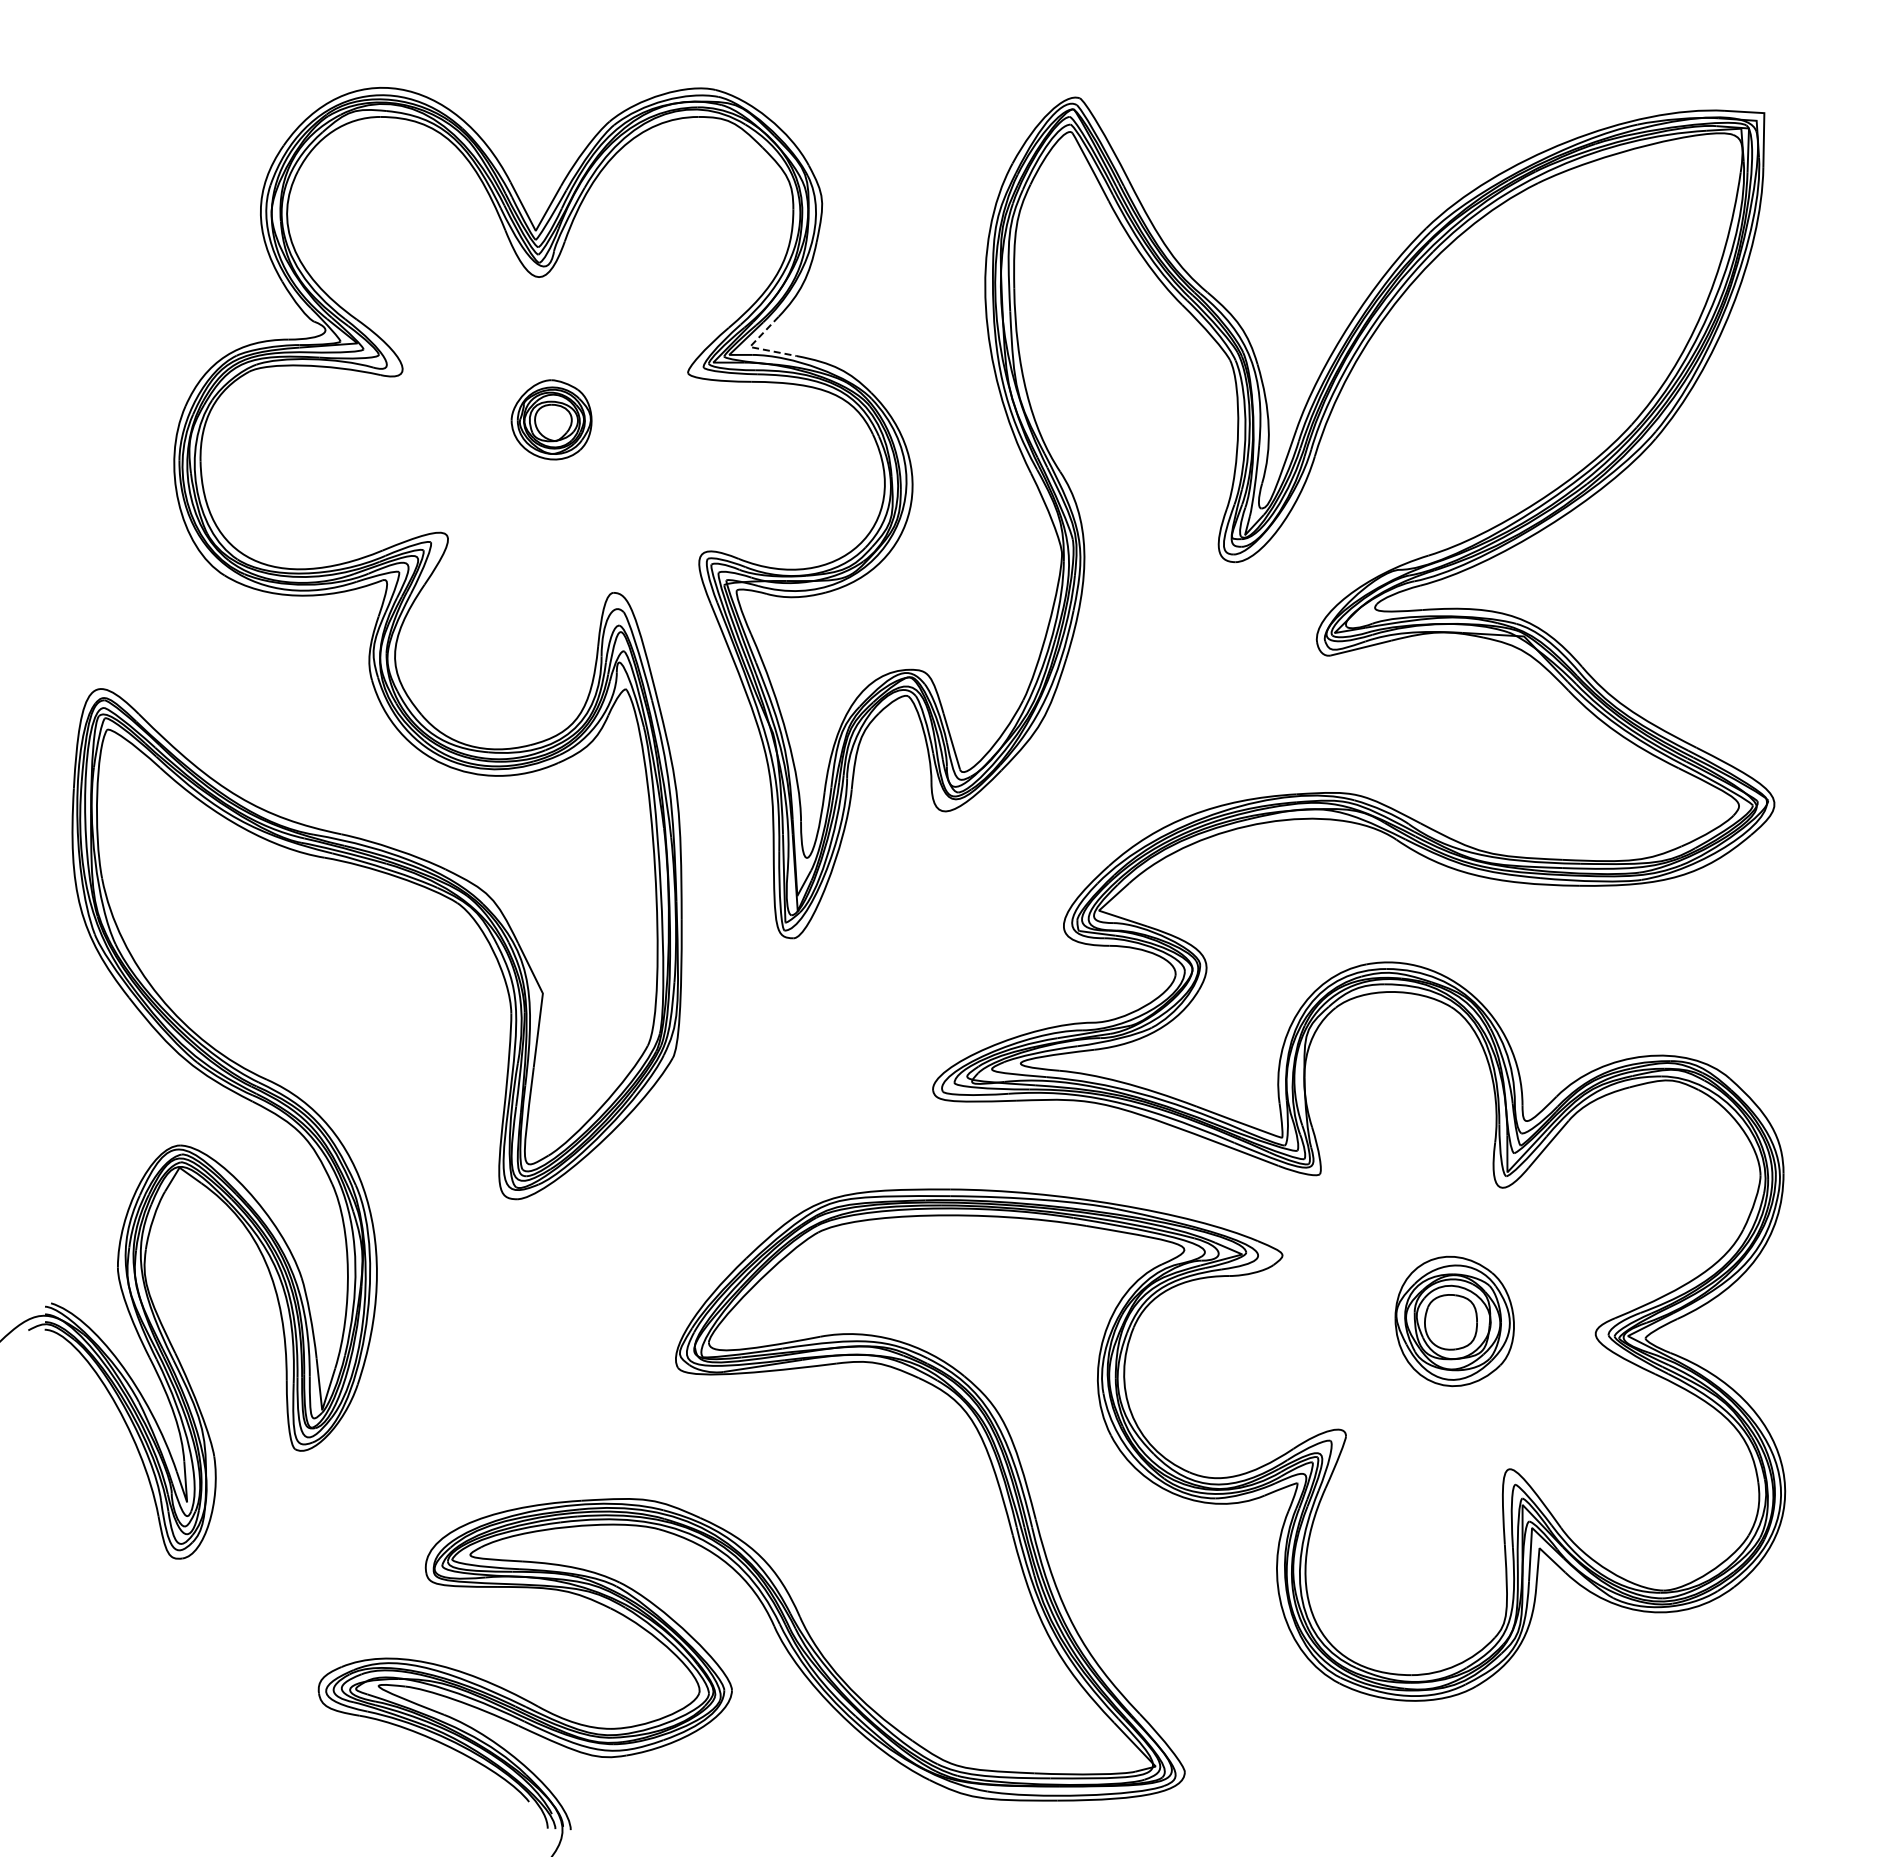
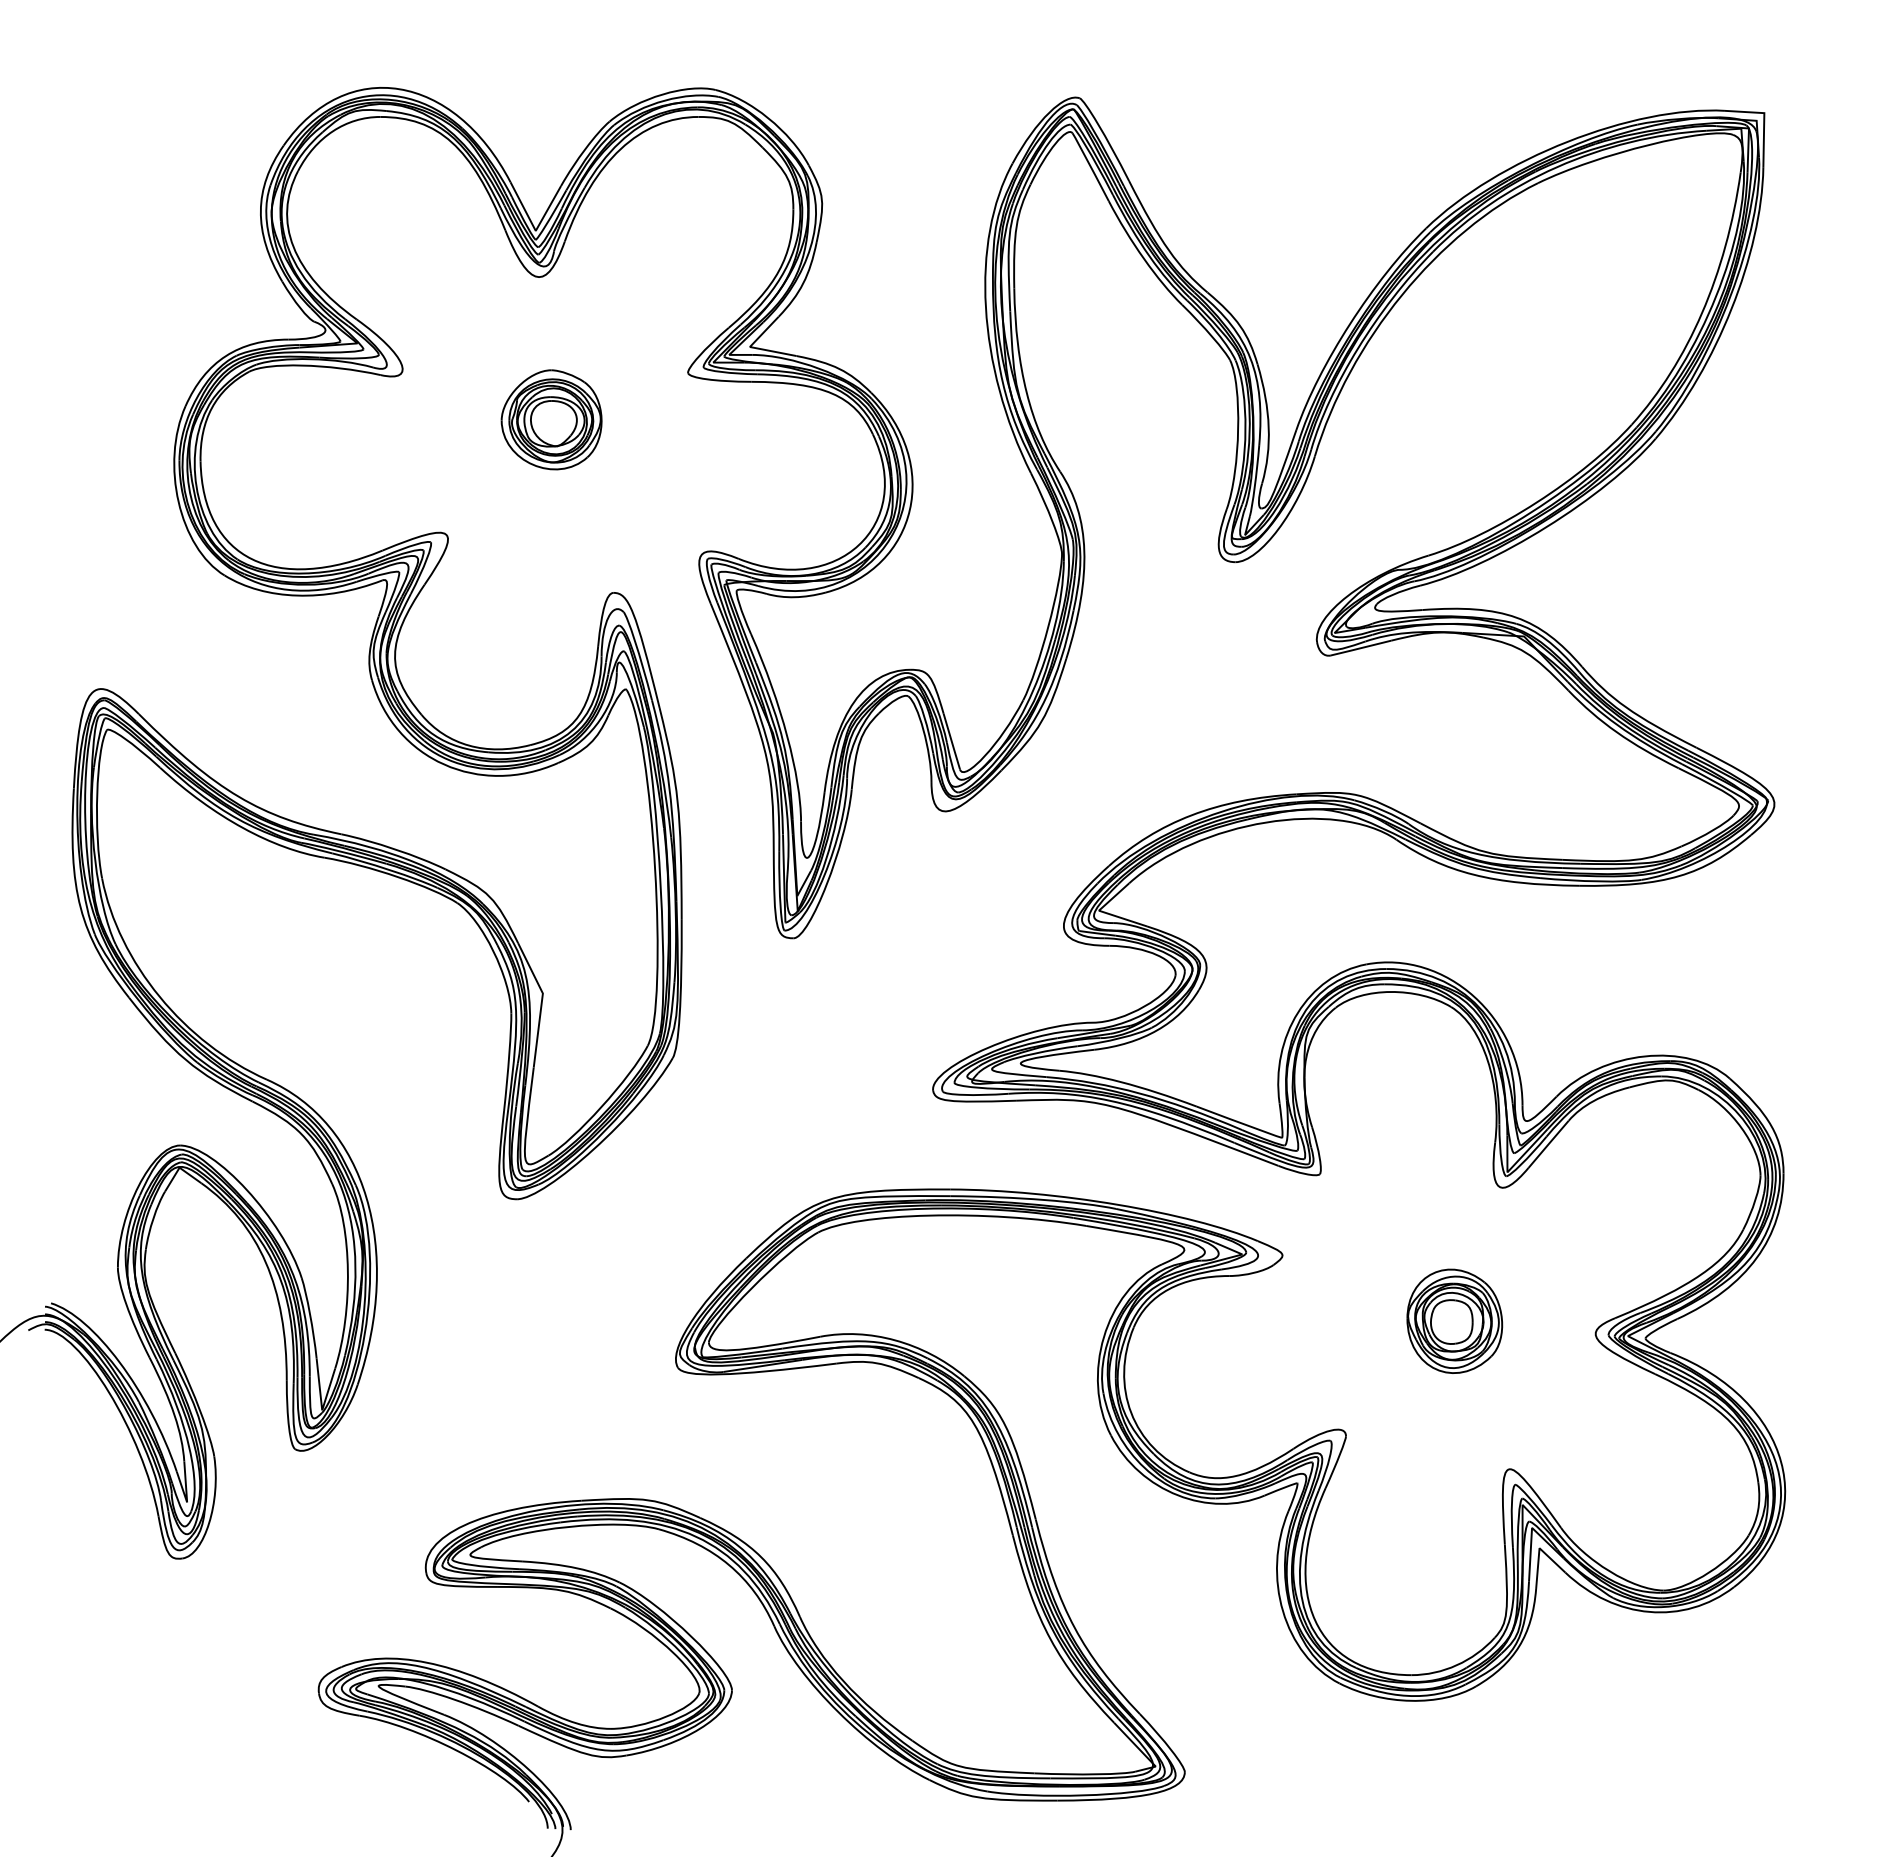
line: dashed -> solid (752, 347)
part size: 83x82 px -> 103x102 px (551, 419)
part size: 121x133 px -> 98x106 px (1454, 1320)
